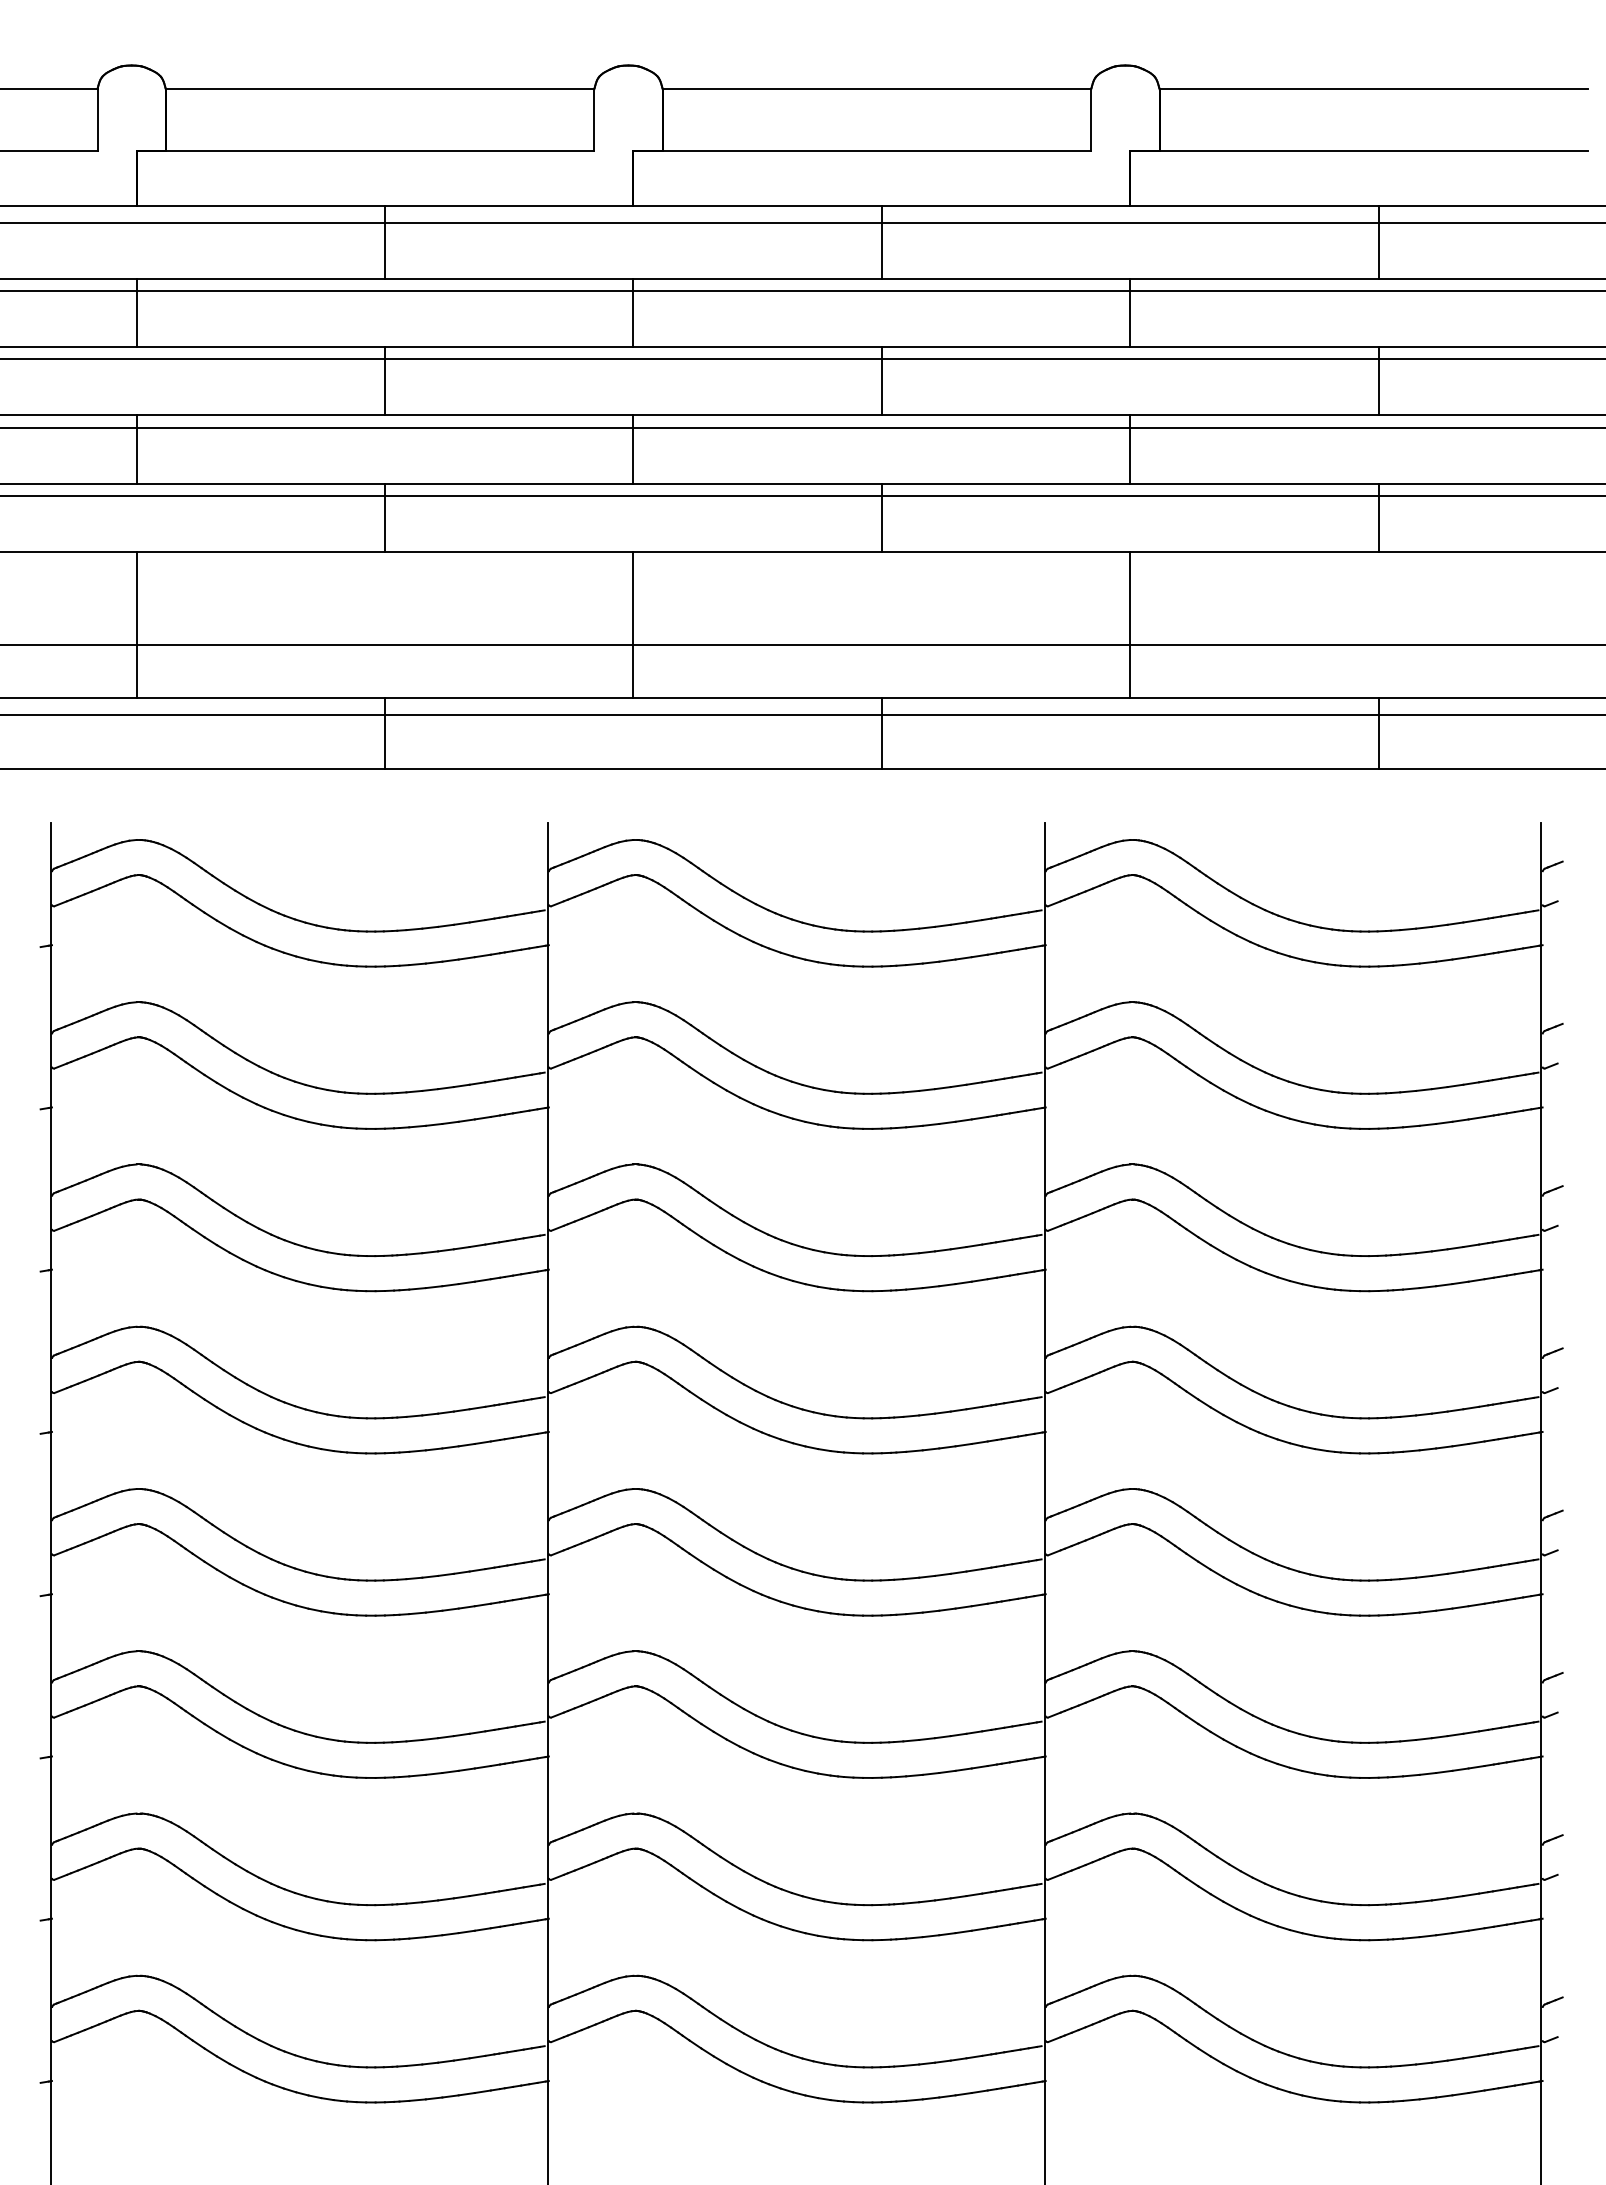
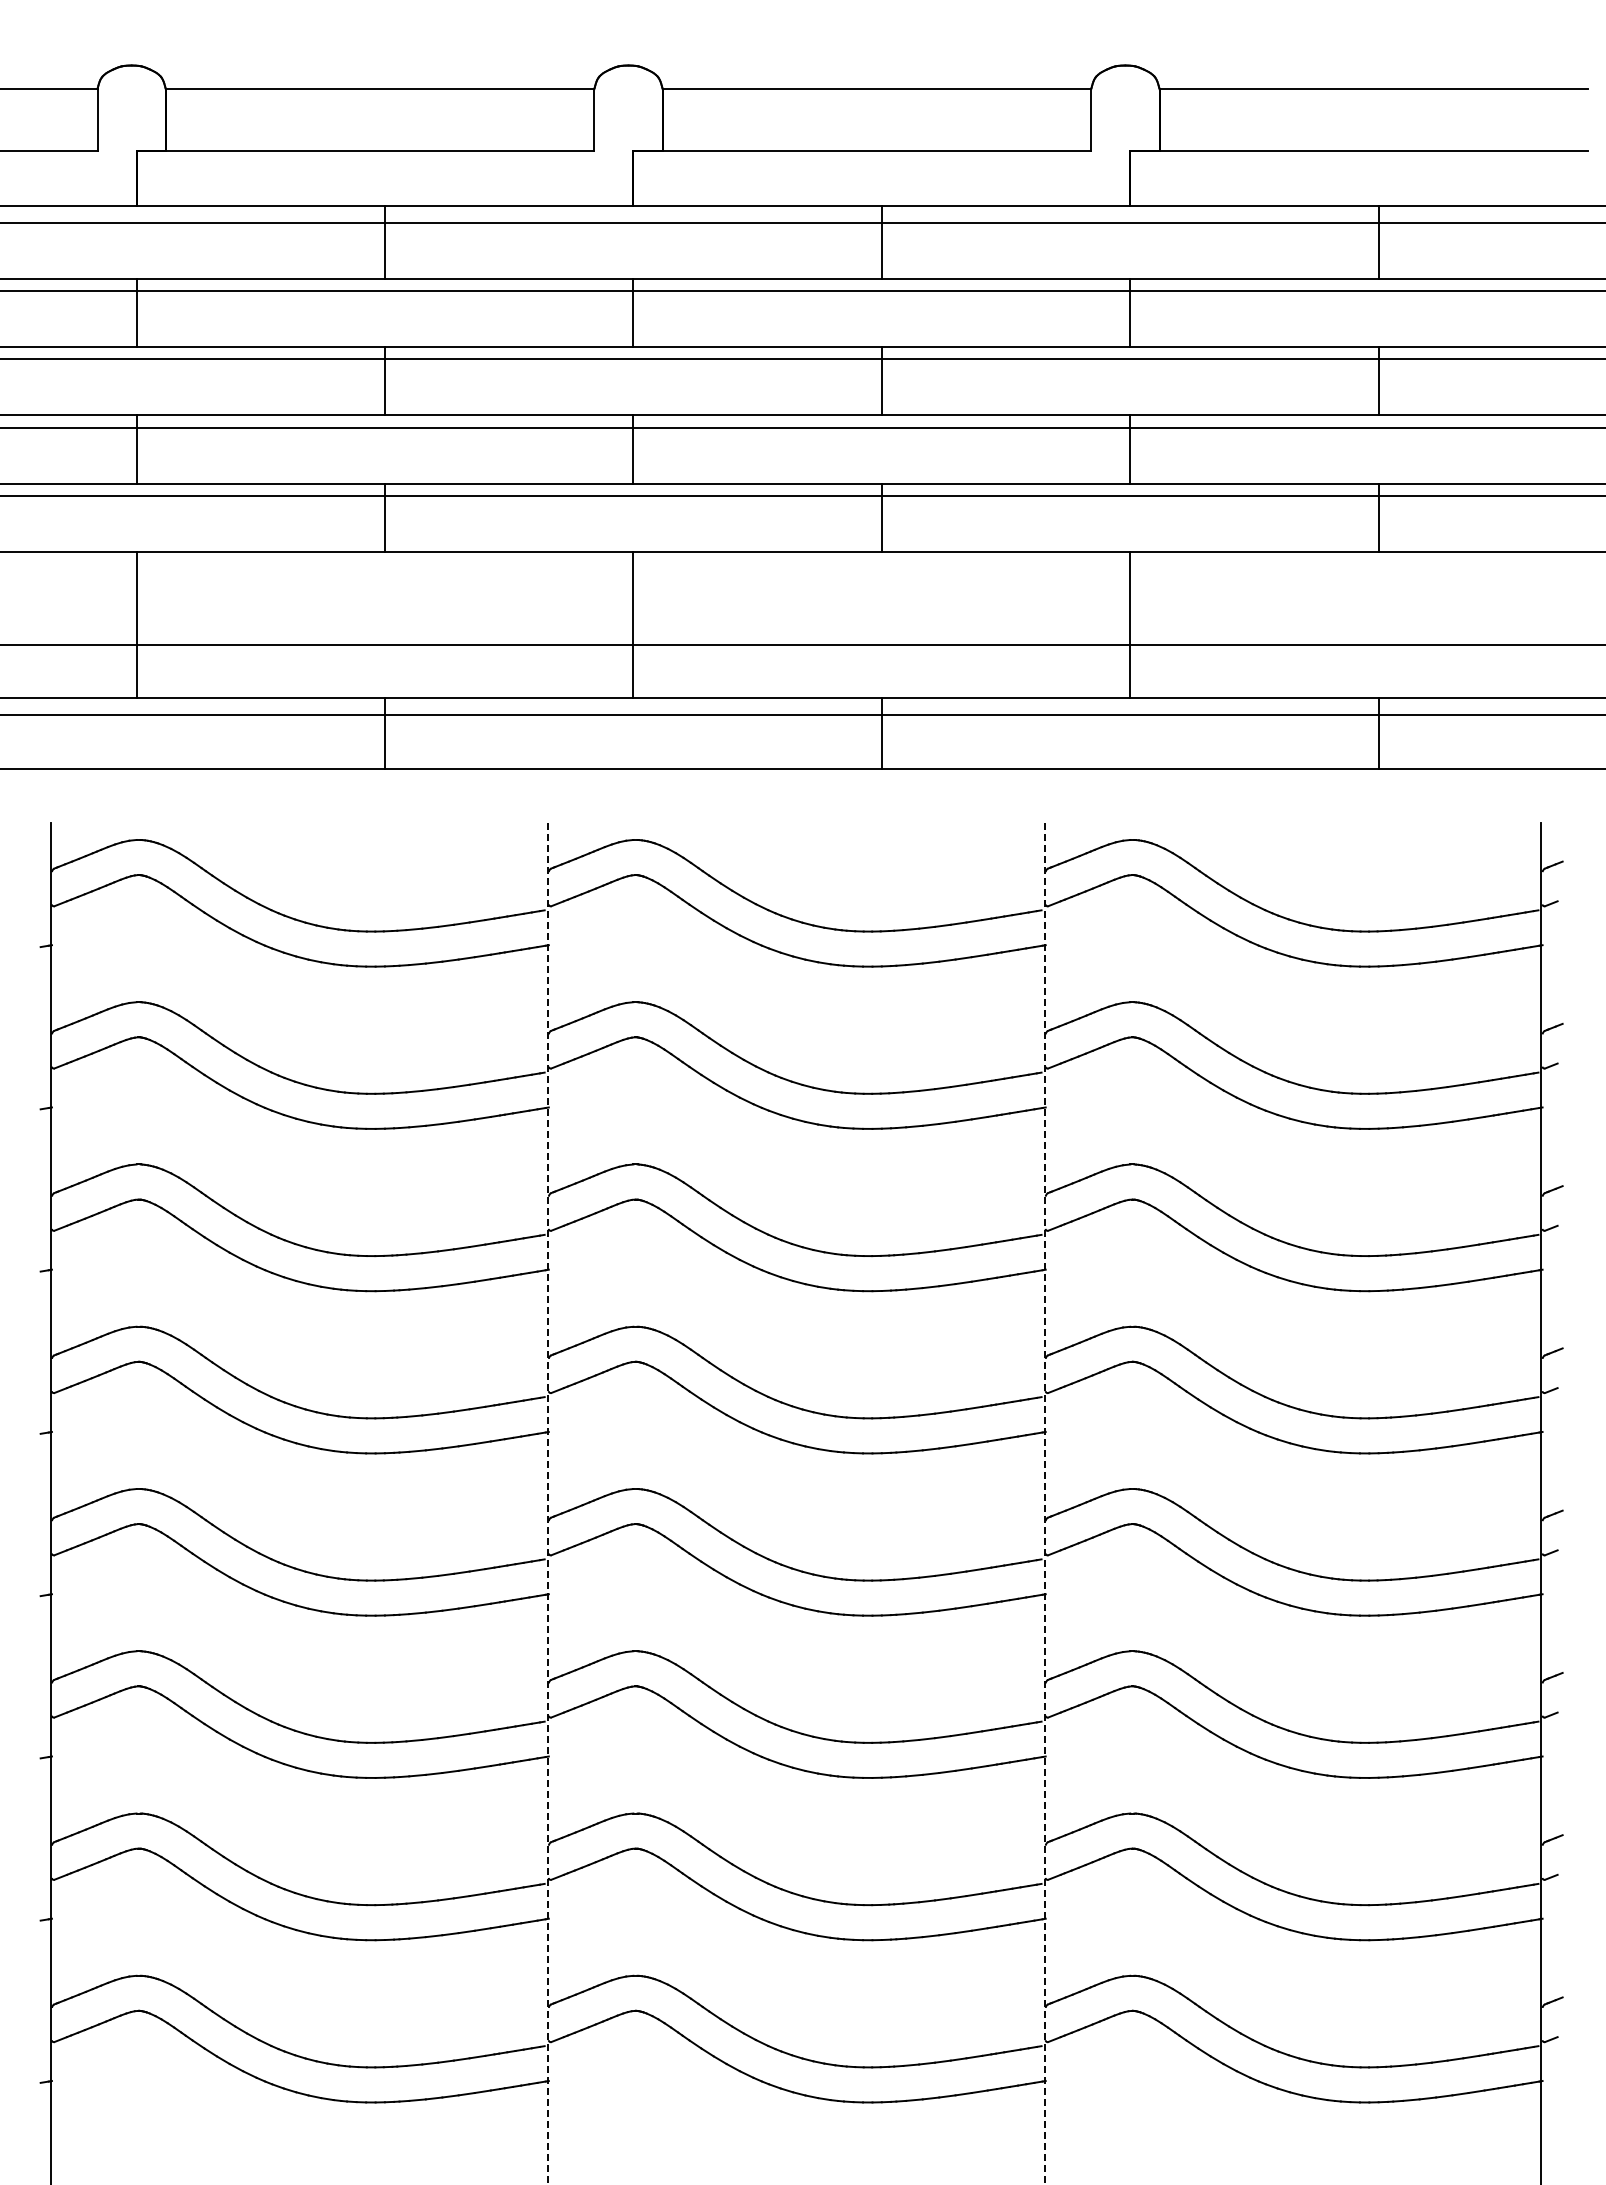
line: solid -> dashed (547, 1503)
line: solid -> dashed (1044, 1503)
